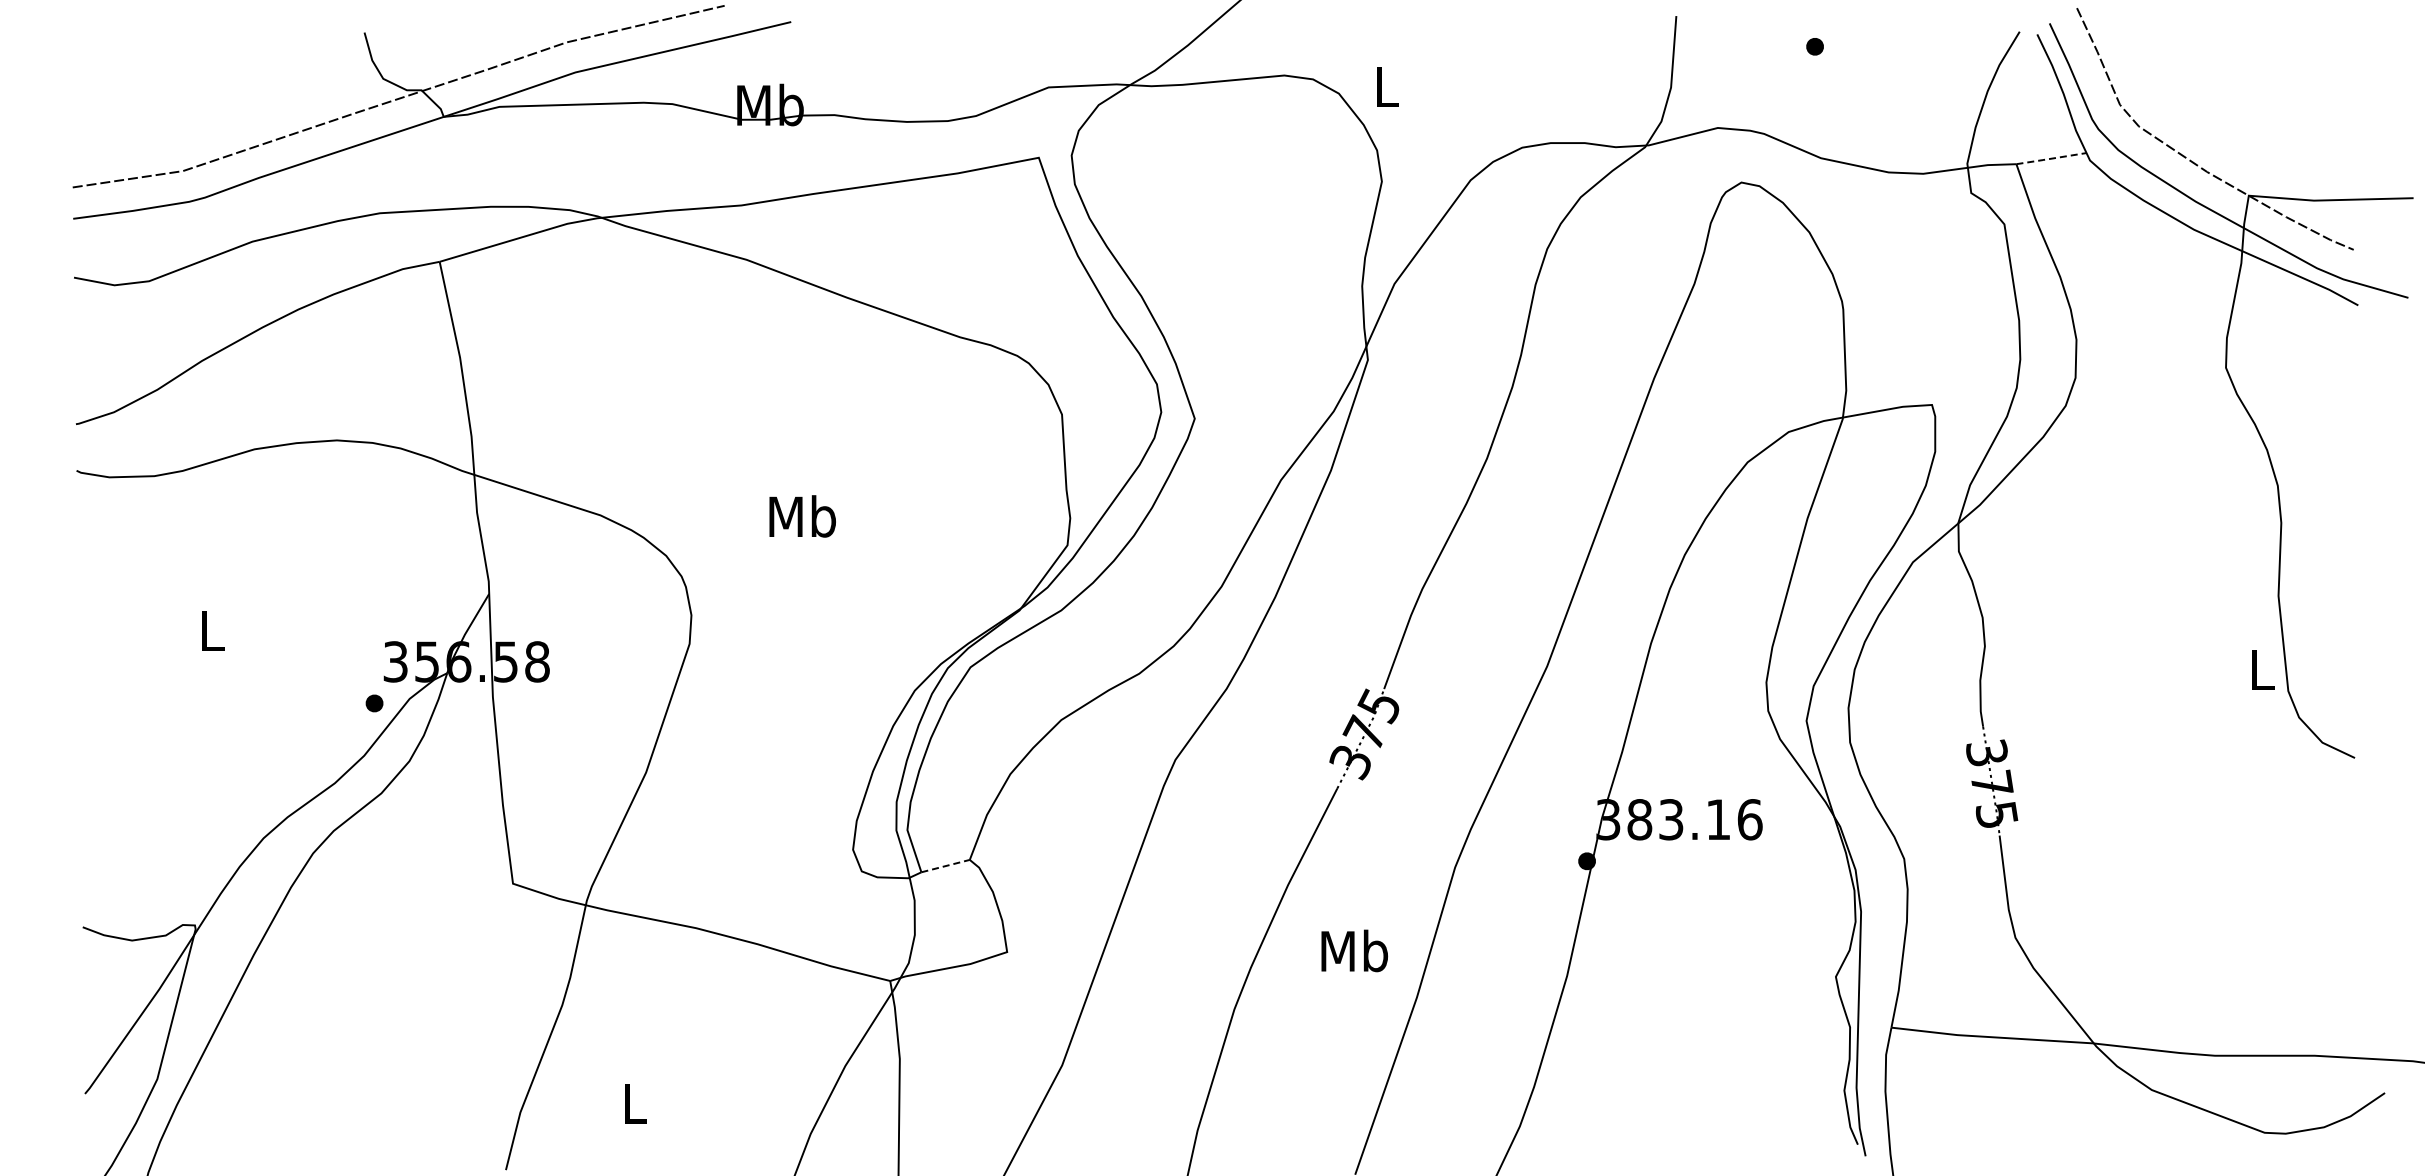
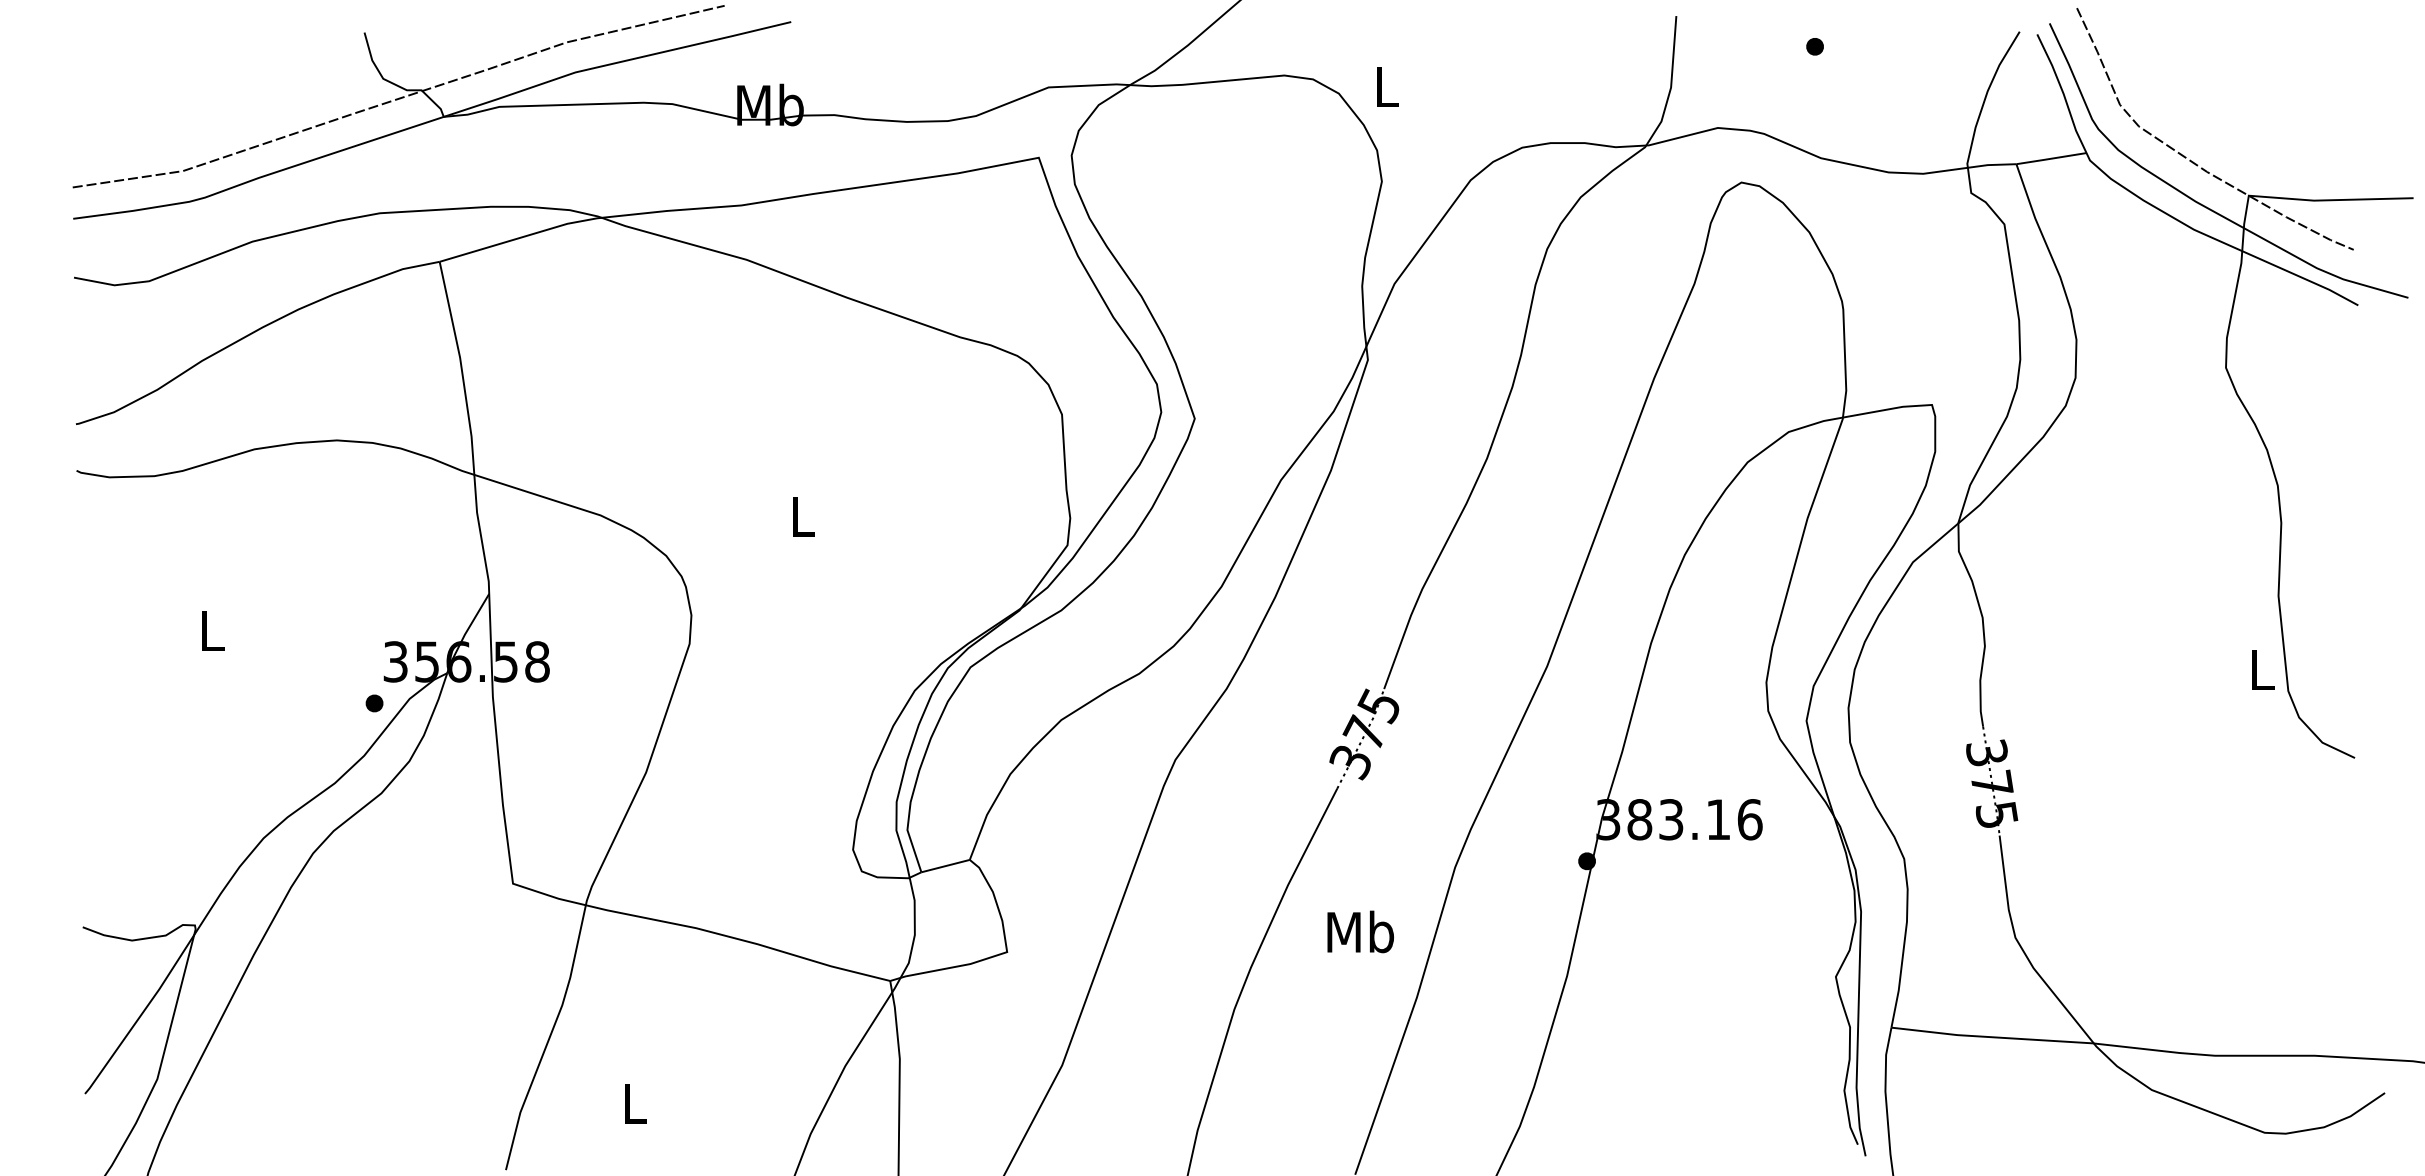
line: dashed -> solid (2051, 158)
text: Mb -> L (802, 516)
line: dashed -> solid (945, 866)
text position: (1354, 950) -> (1360, 931) (1360, 931)
